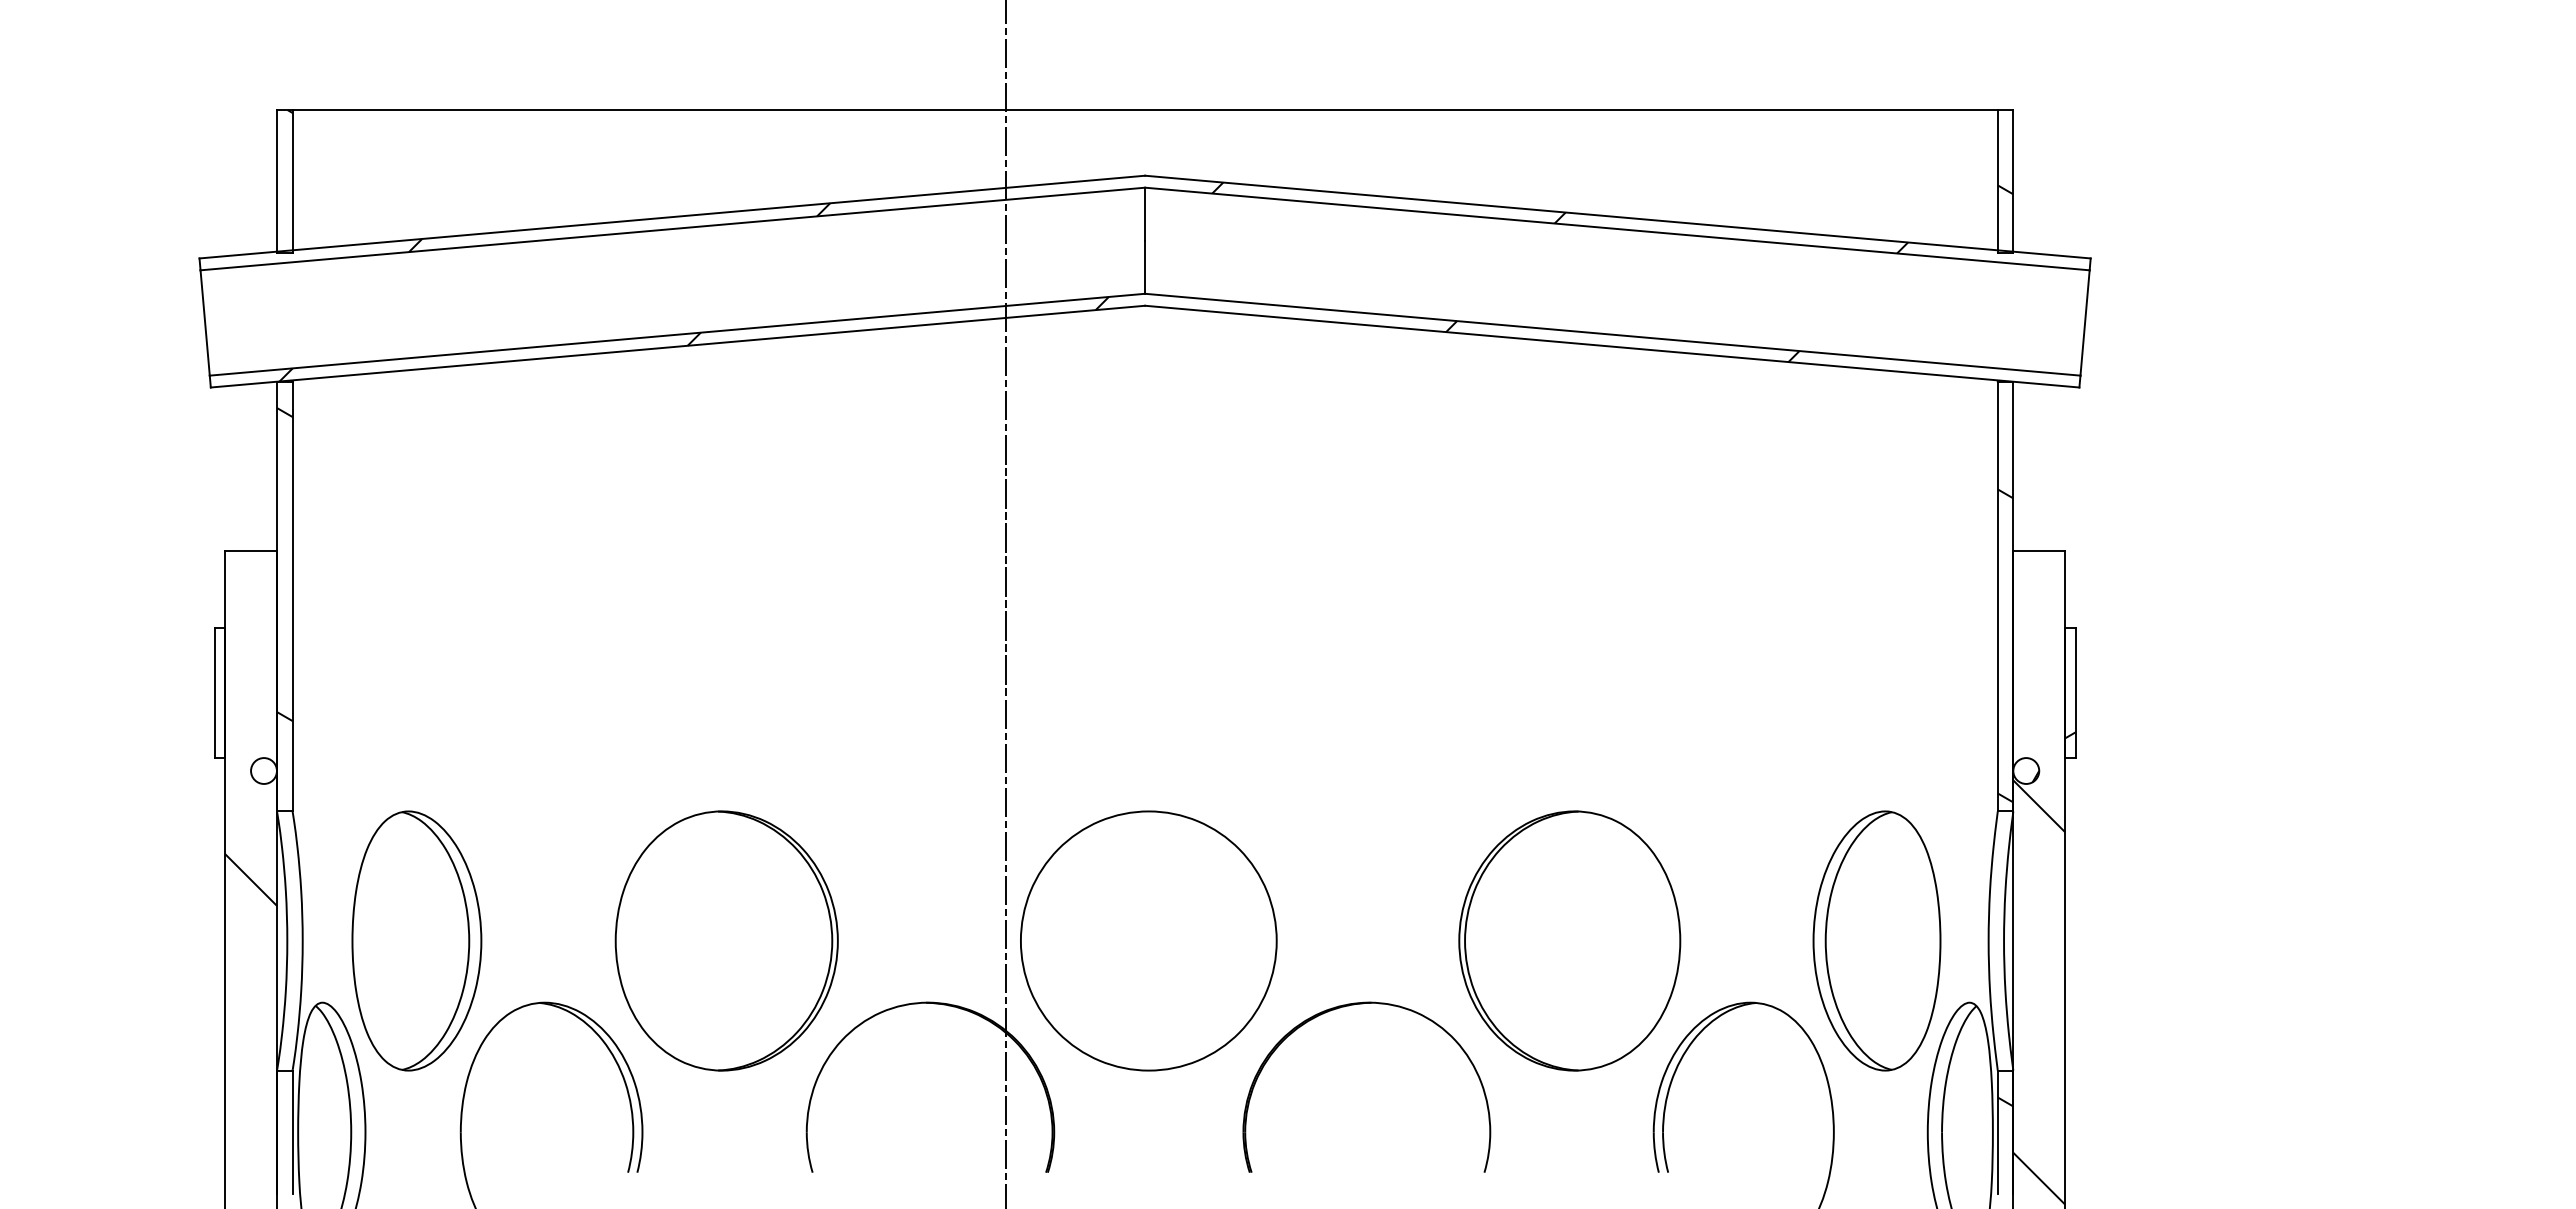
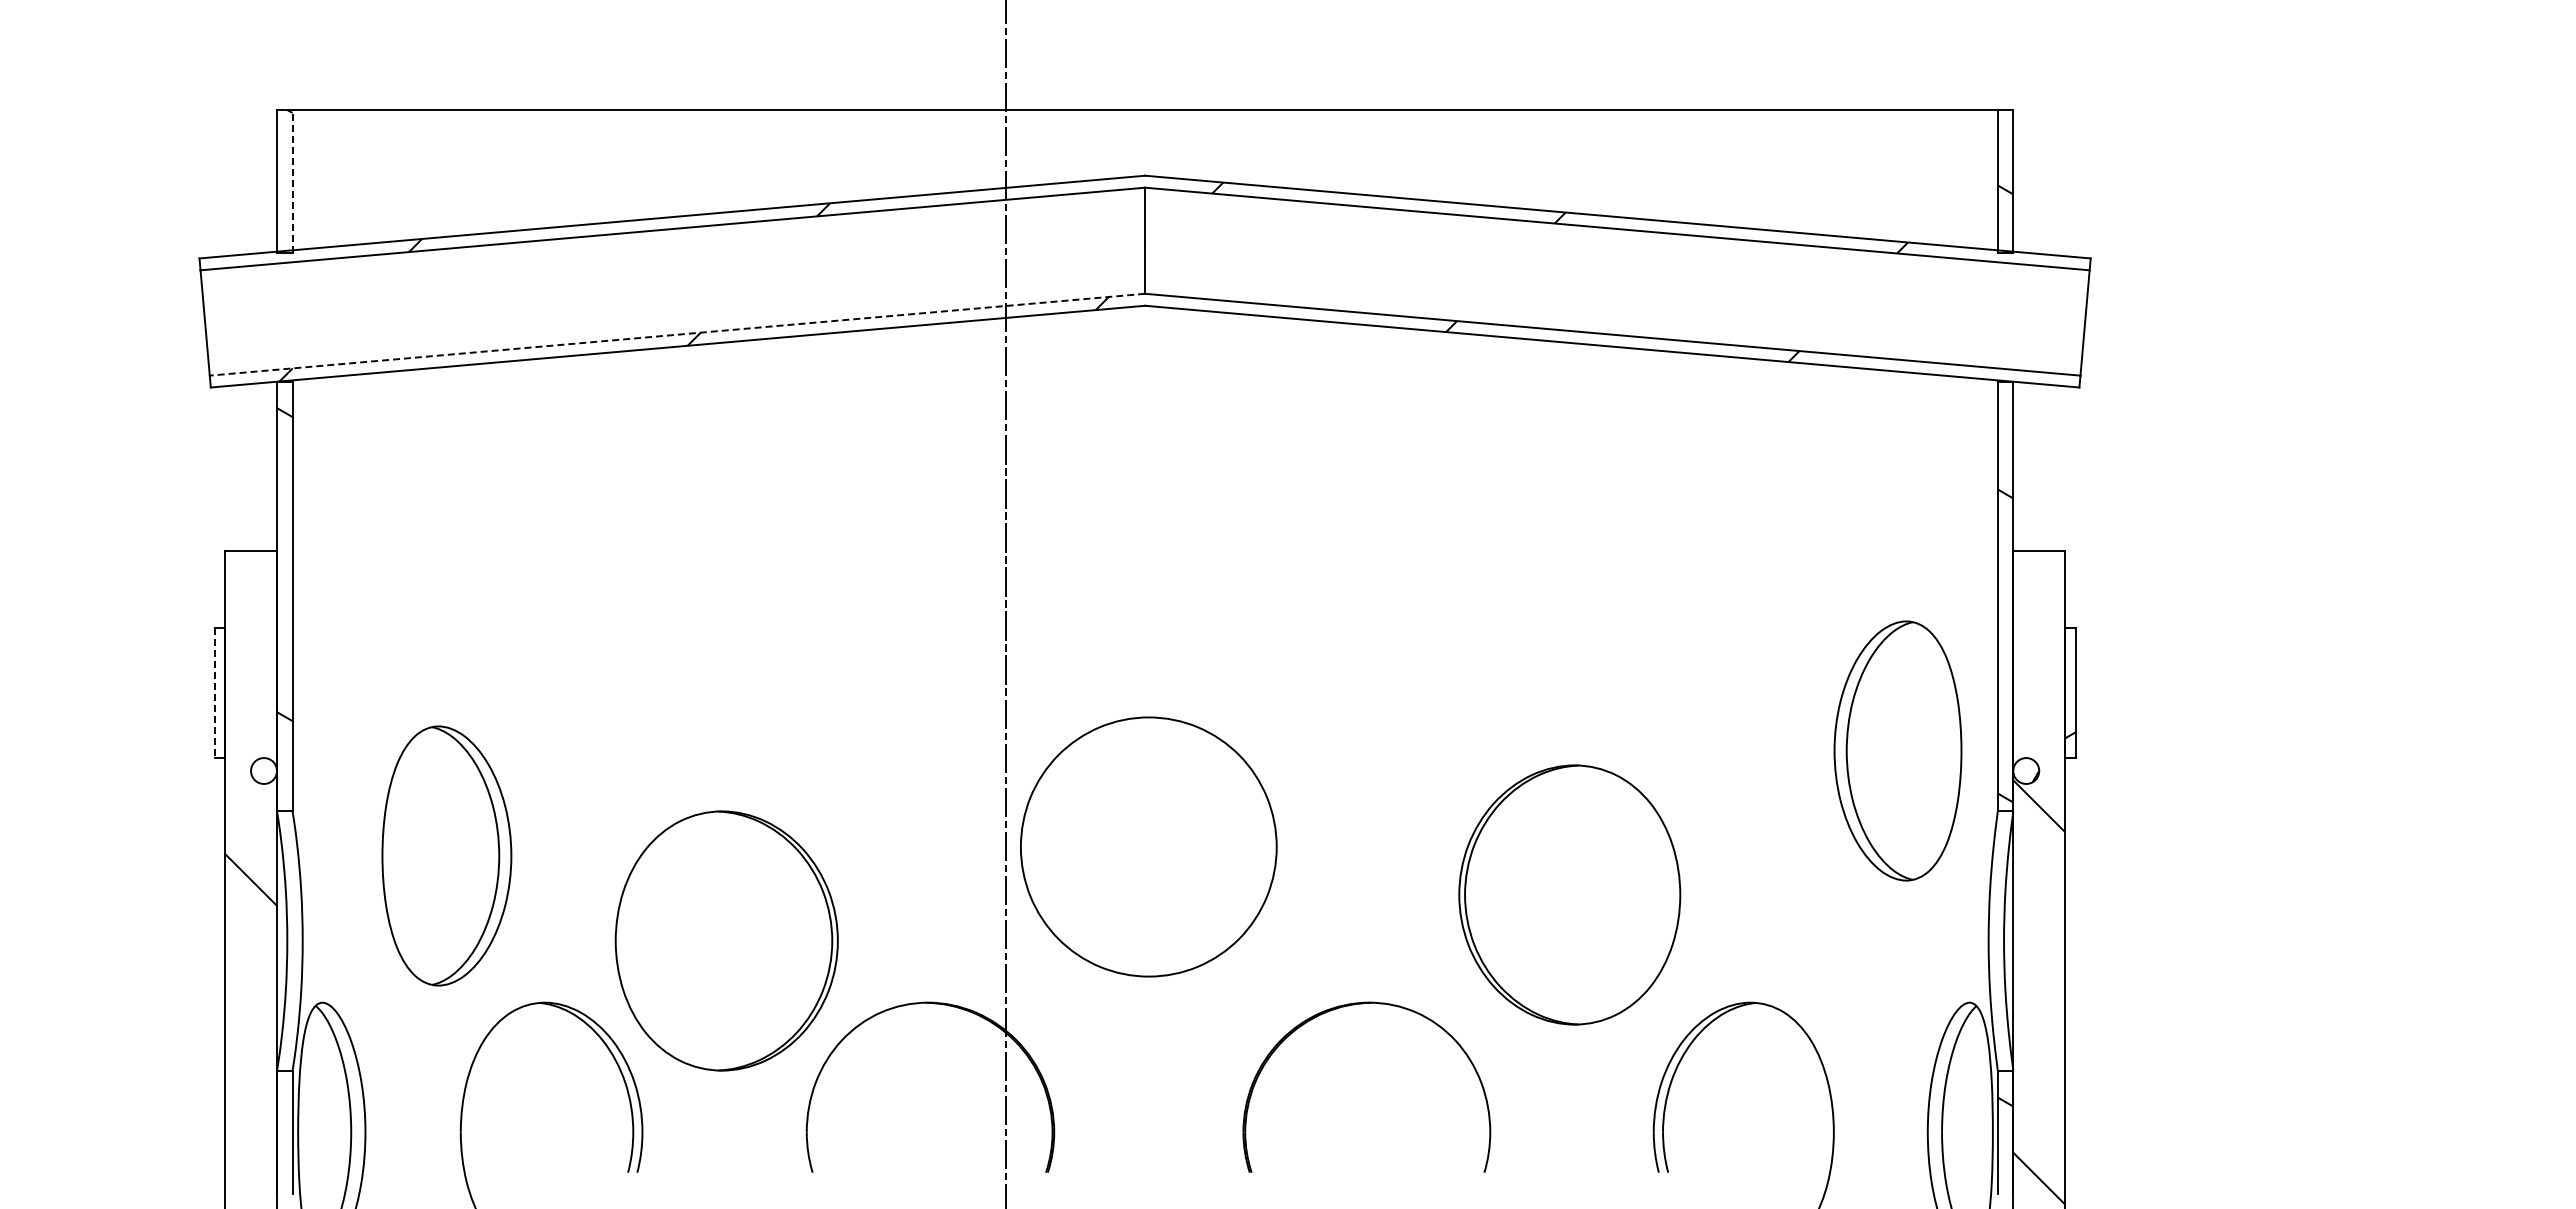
line: solid -> dashed (292, 181)
line: solid -> dashed (676, 334)
line: solid -> dashed (214, 693)
part position: (416, 940) -> (446, 855) (446, 855)
part position: (1148, 940) -> (1148, 846) (1148, 846)
part position: (1569, 940) -> (1569, 894) (1569, 894)
part position: (1876, 940) -> (1897, 750) (1897, 750)
